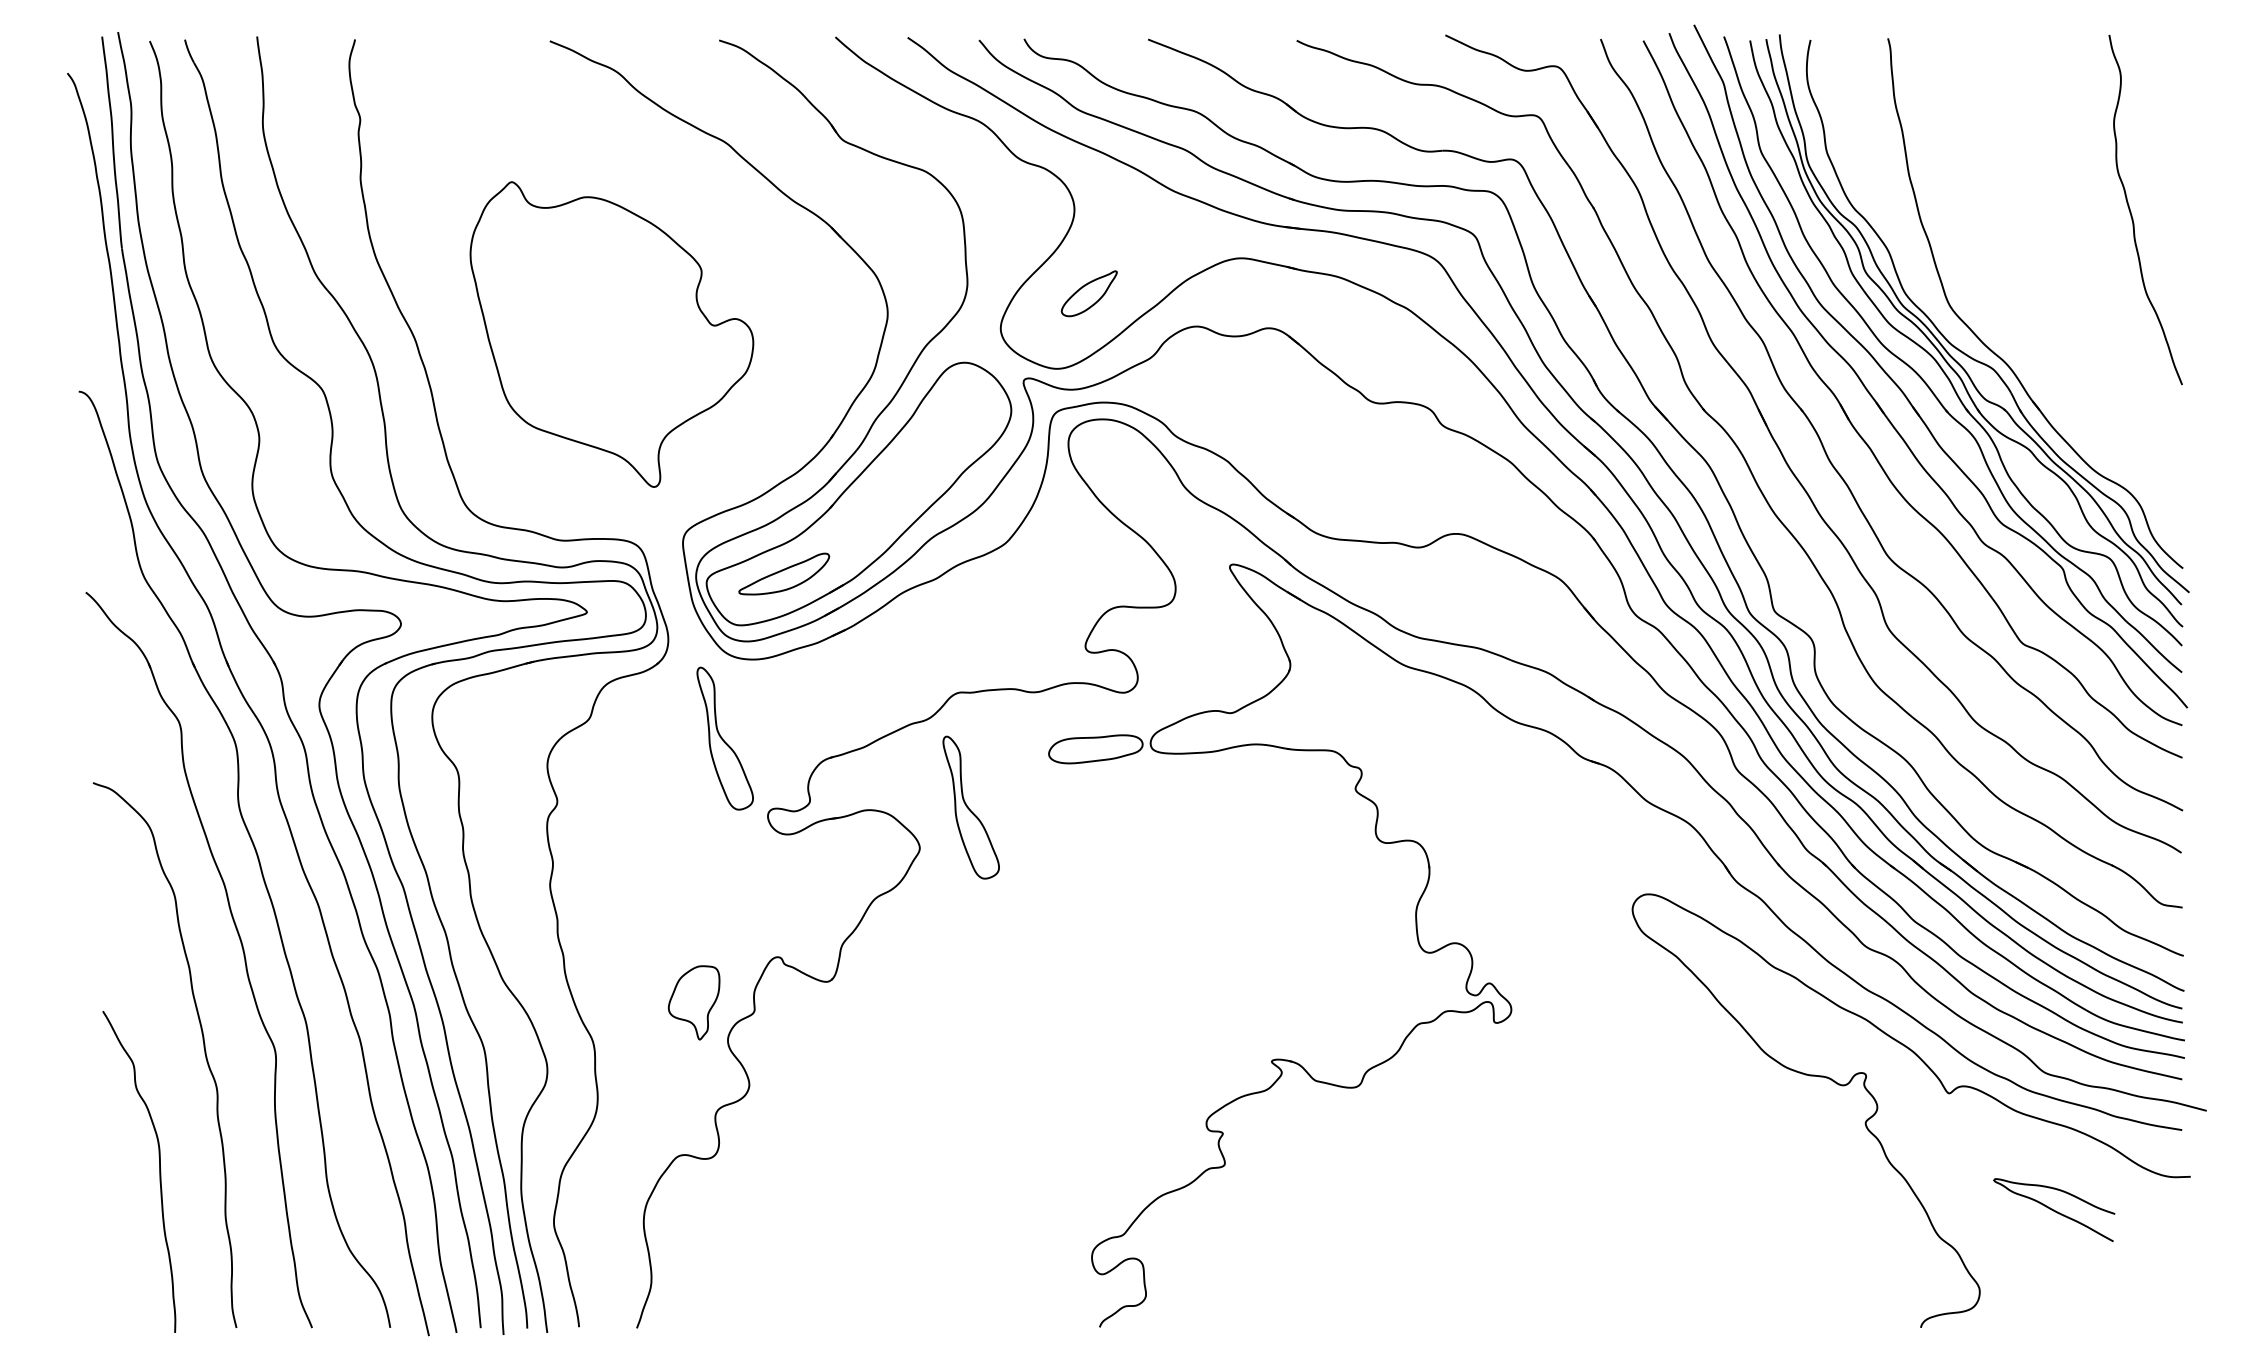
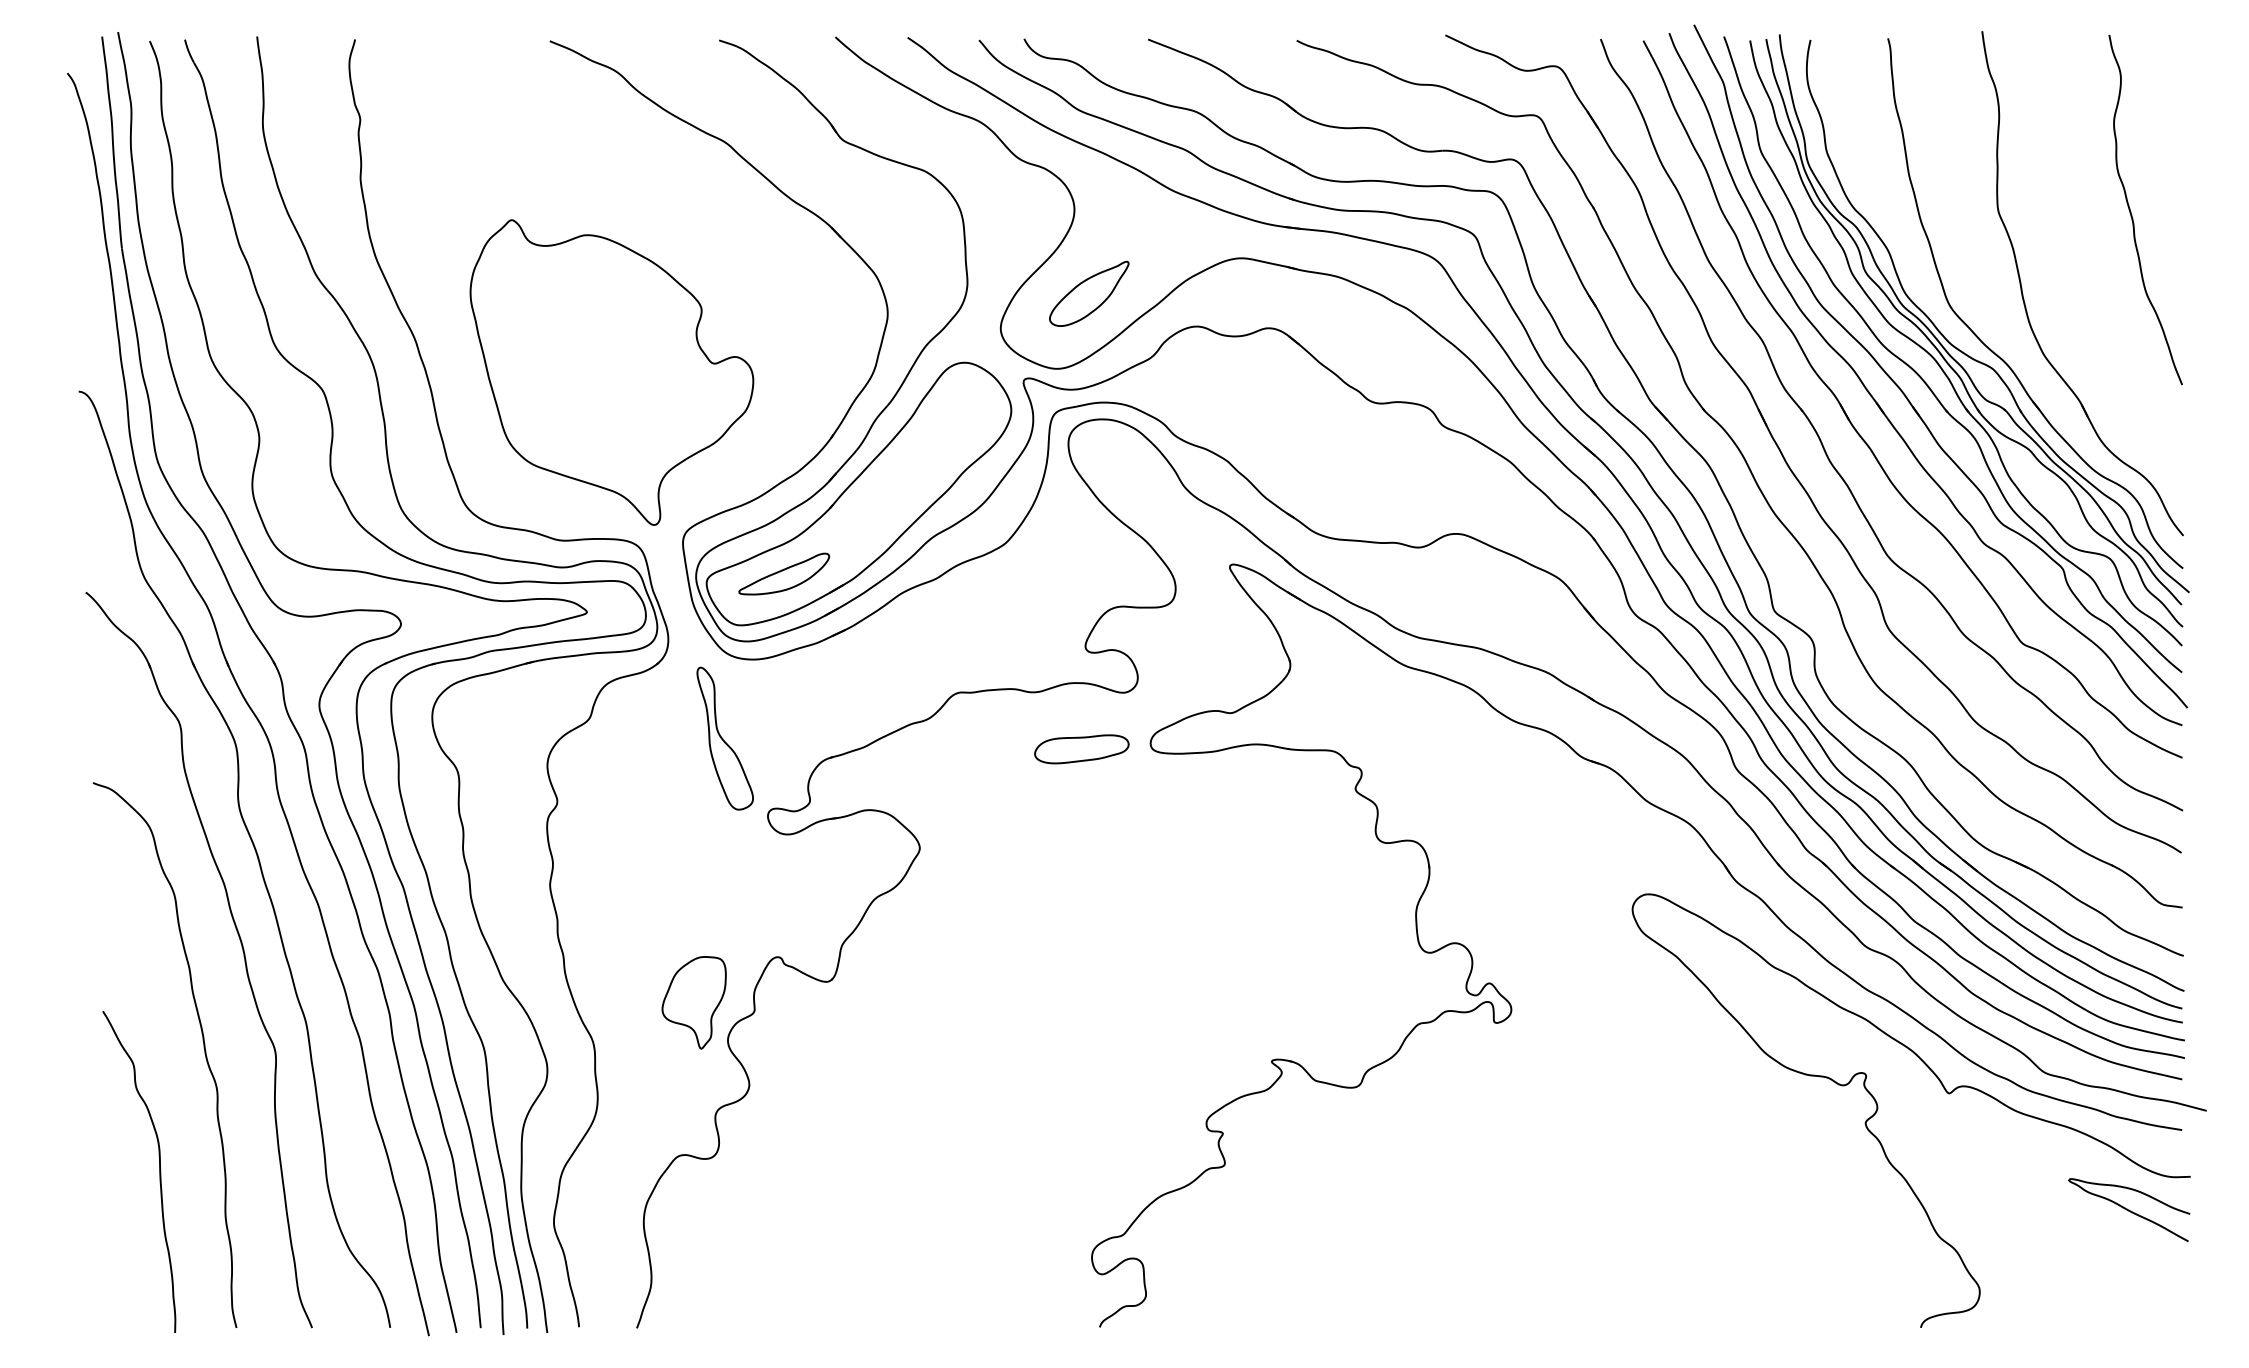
part size: 58x48 px -> 81x67 px (1089, 293)
part: none -> present (2023, 293)
part position: (611, 334) -> (611, 372) (611, 372)
part position: (1095, 749) -> (1081, 749) (1081, 749)
part: present -> none (970, 807)
part size: 54x76 px -> 66x94 px (693, 1002)
curve position: (2054, 1209) -> (2129, 1209) (2129, 1209)
